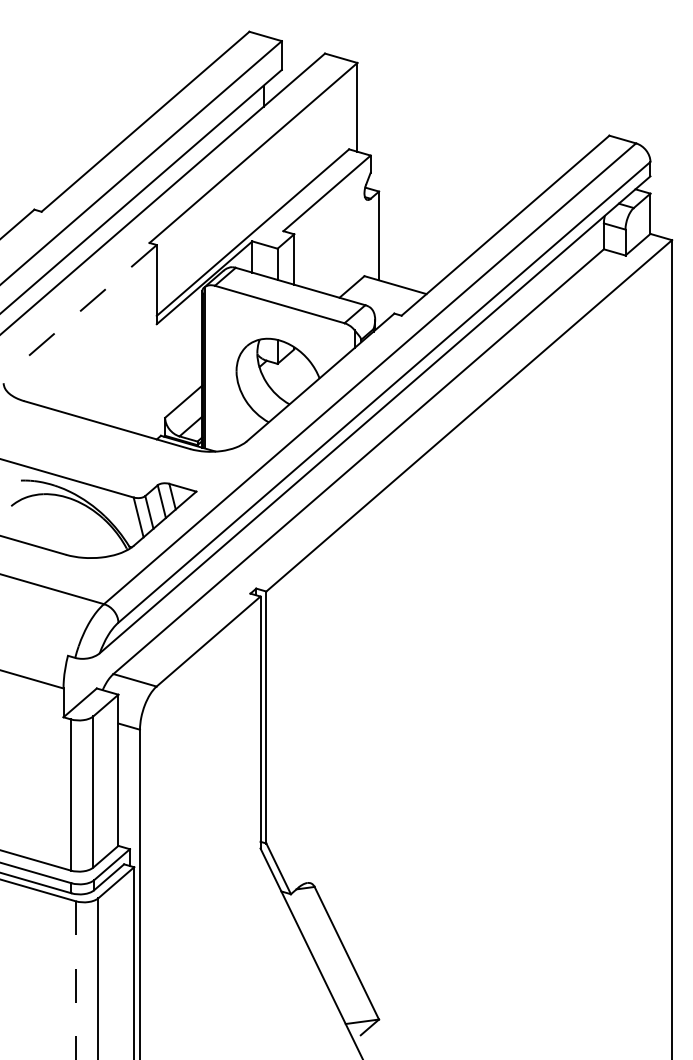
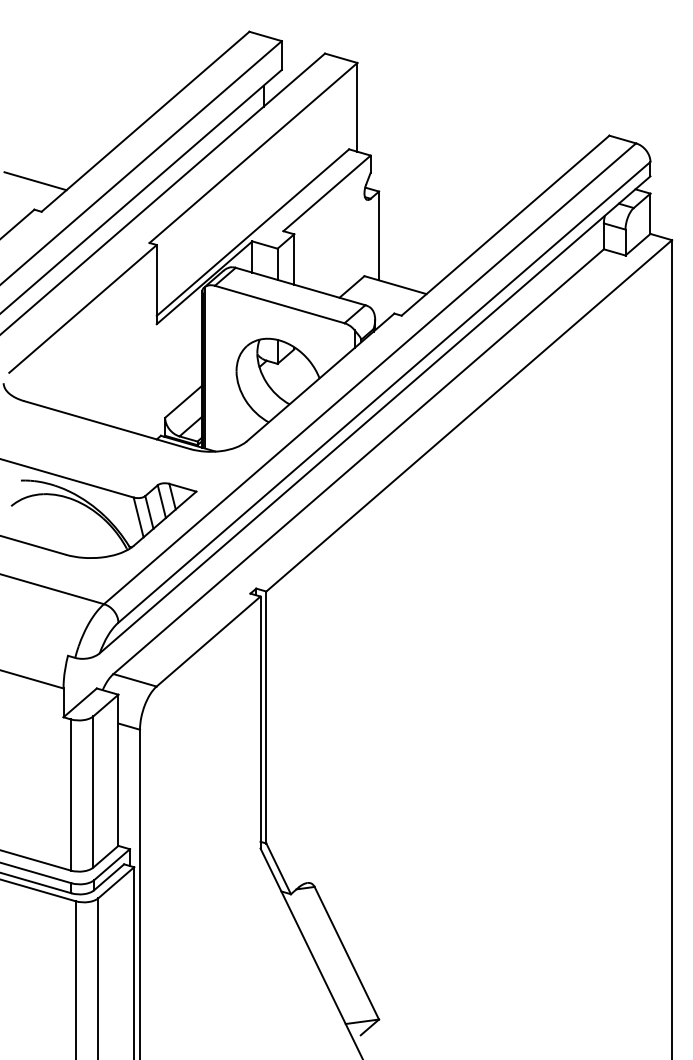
line: none -> present (35, 181)
line: dashed -> solid (83, 308)
line: dashed -> solid (75, 980)
